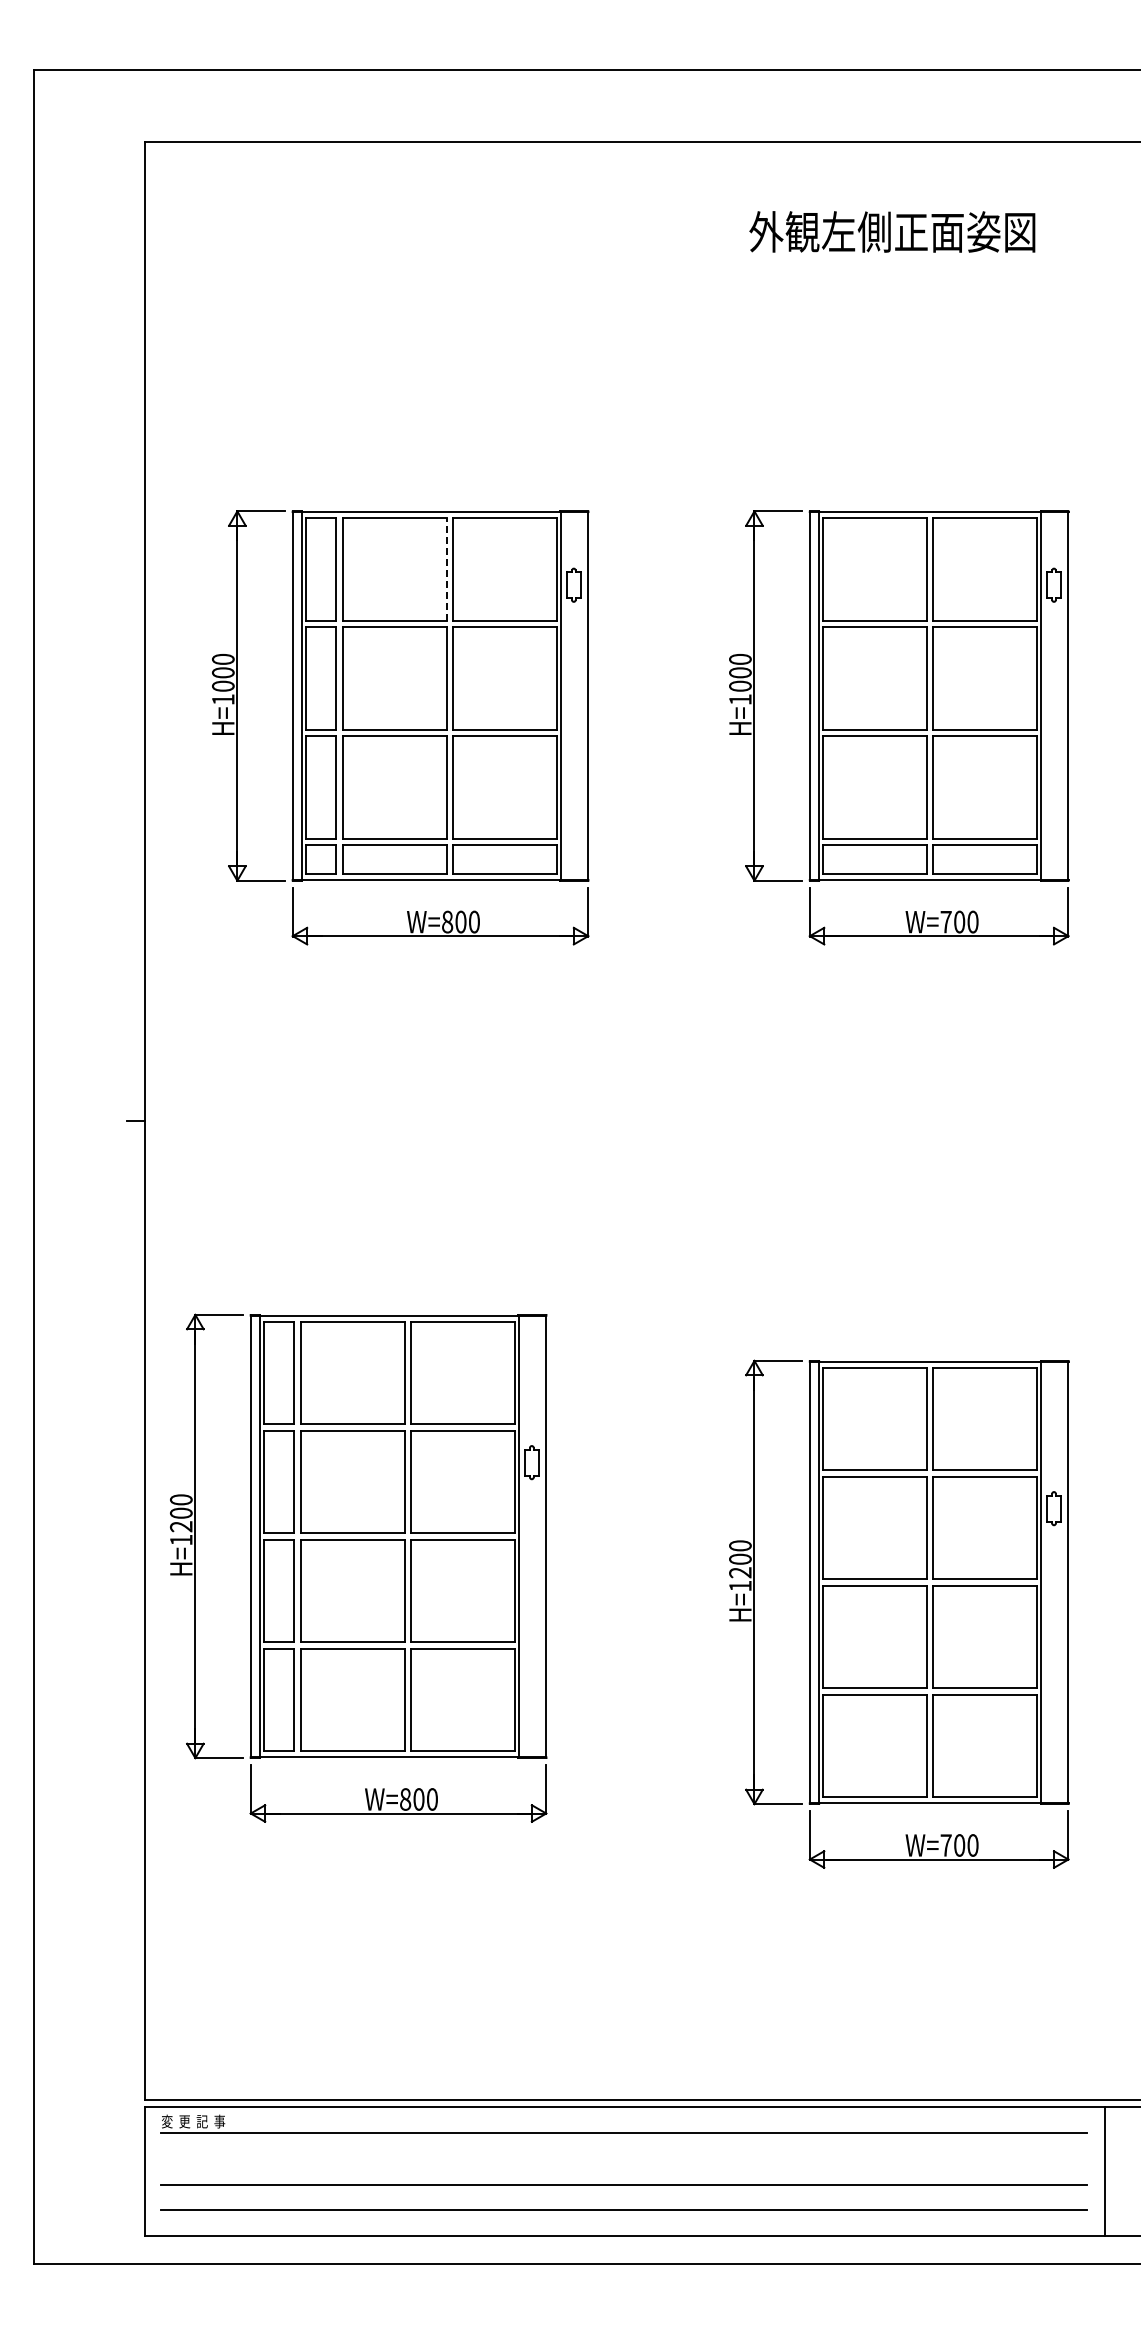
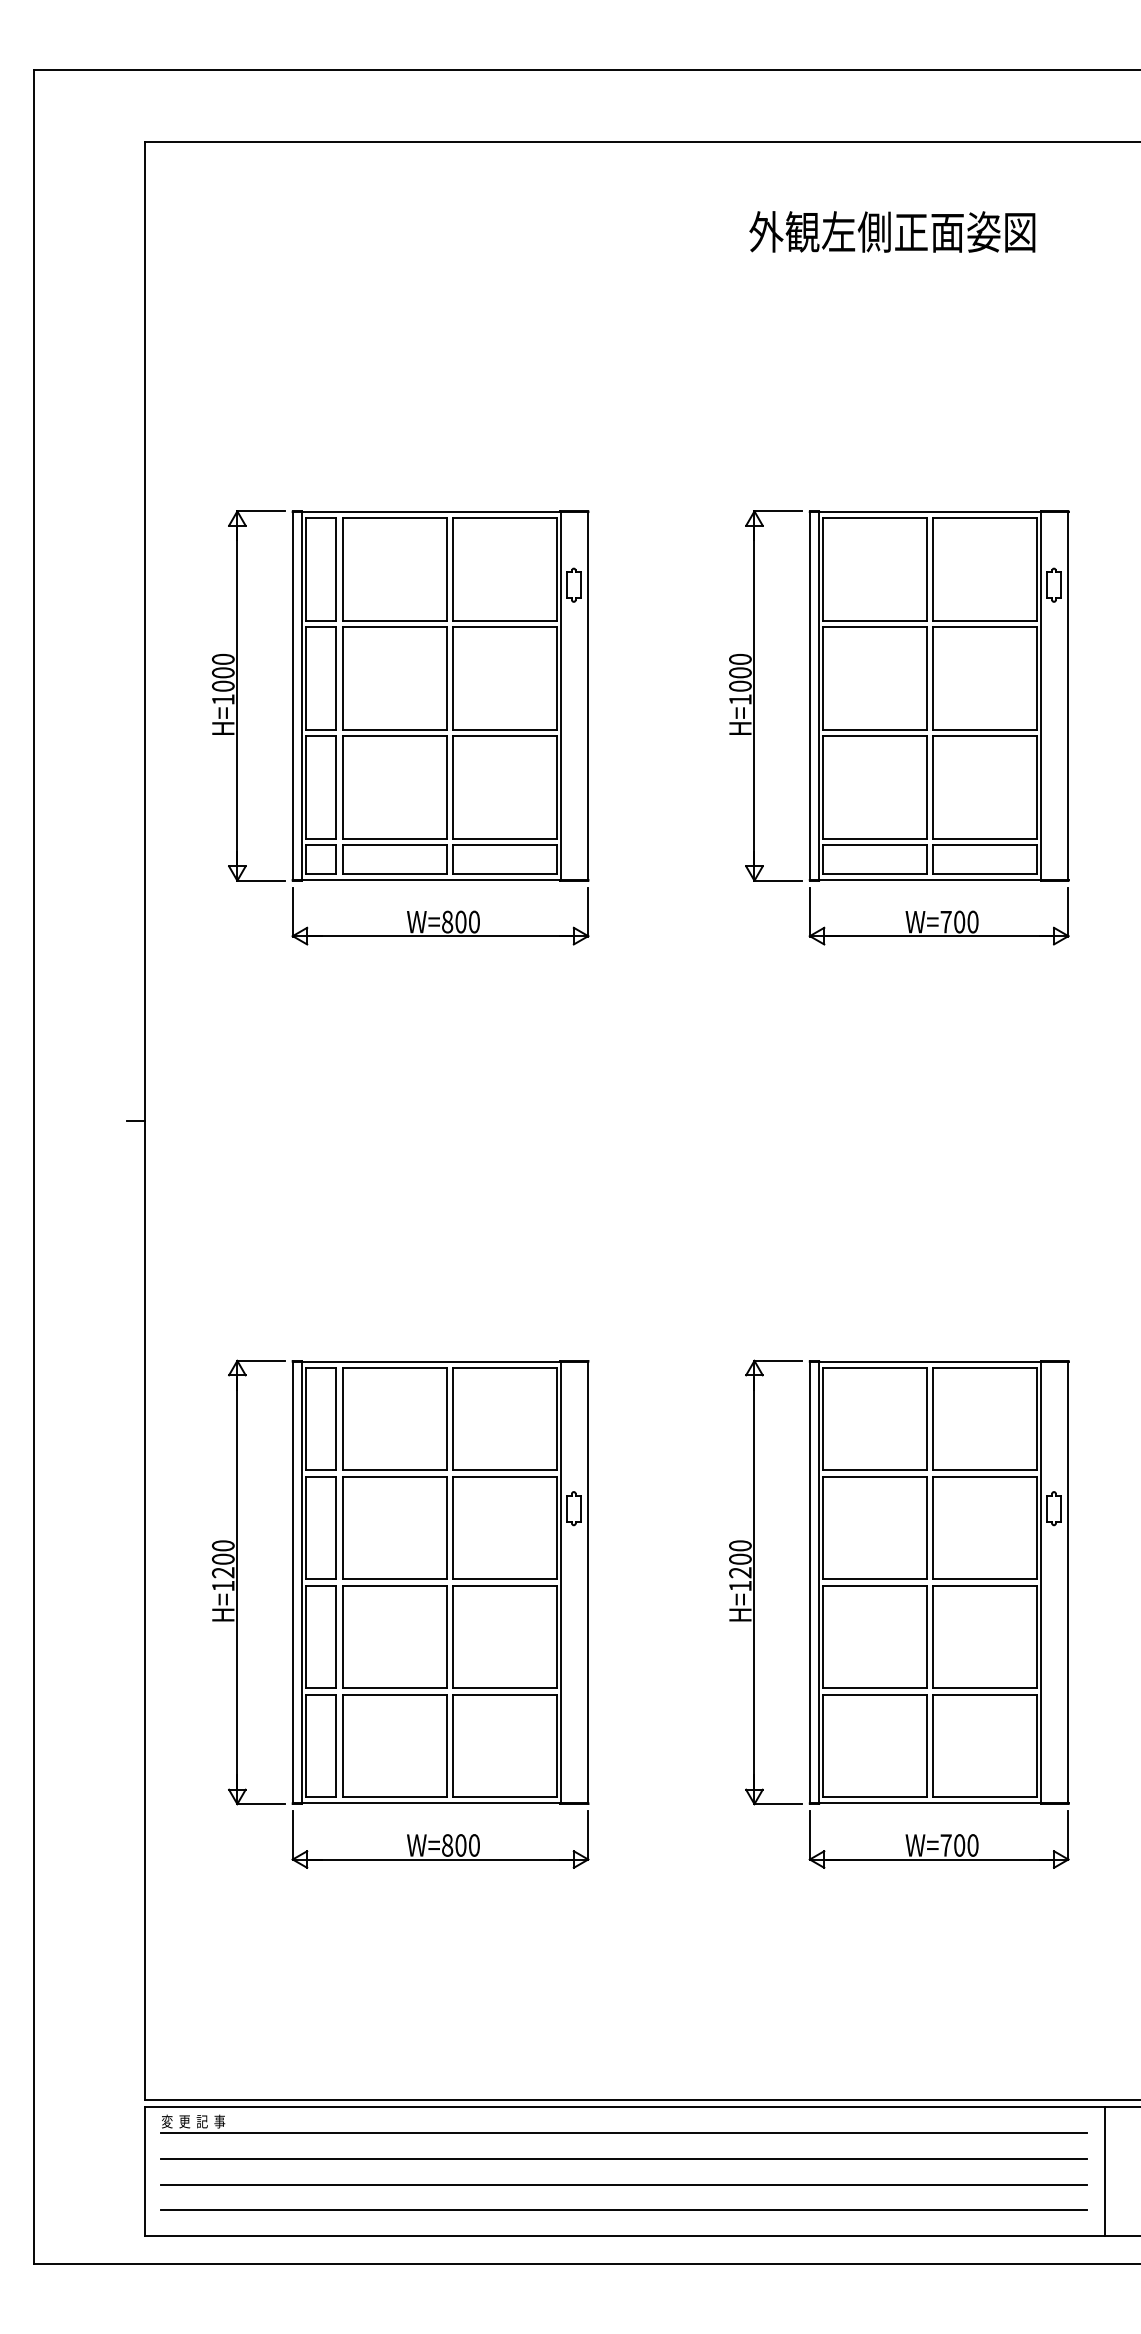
line: dashed -> solid (446, 569)
part position: (358, 1567) -> (400, 1613) (400, 1613)
line: none -> present (623, 2158)
